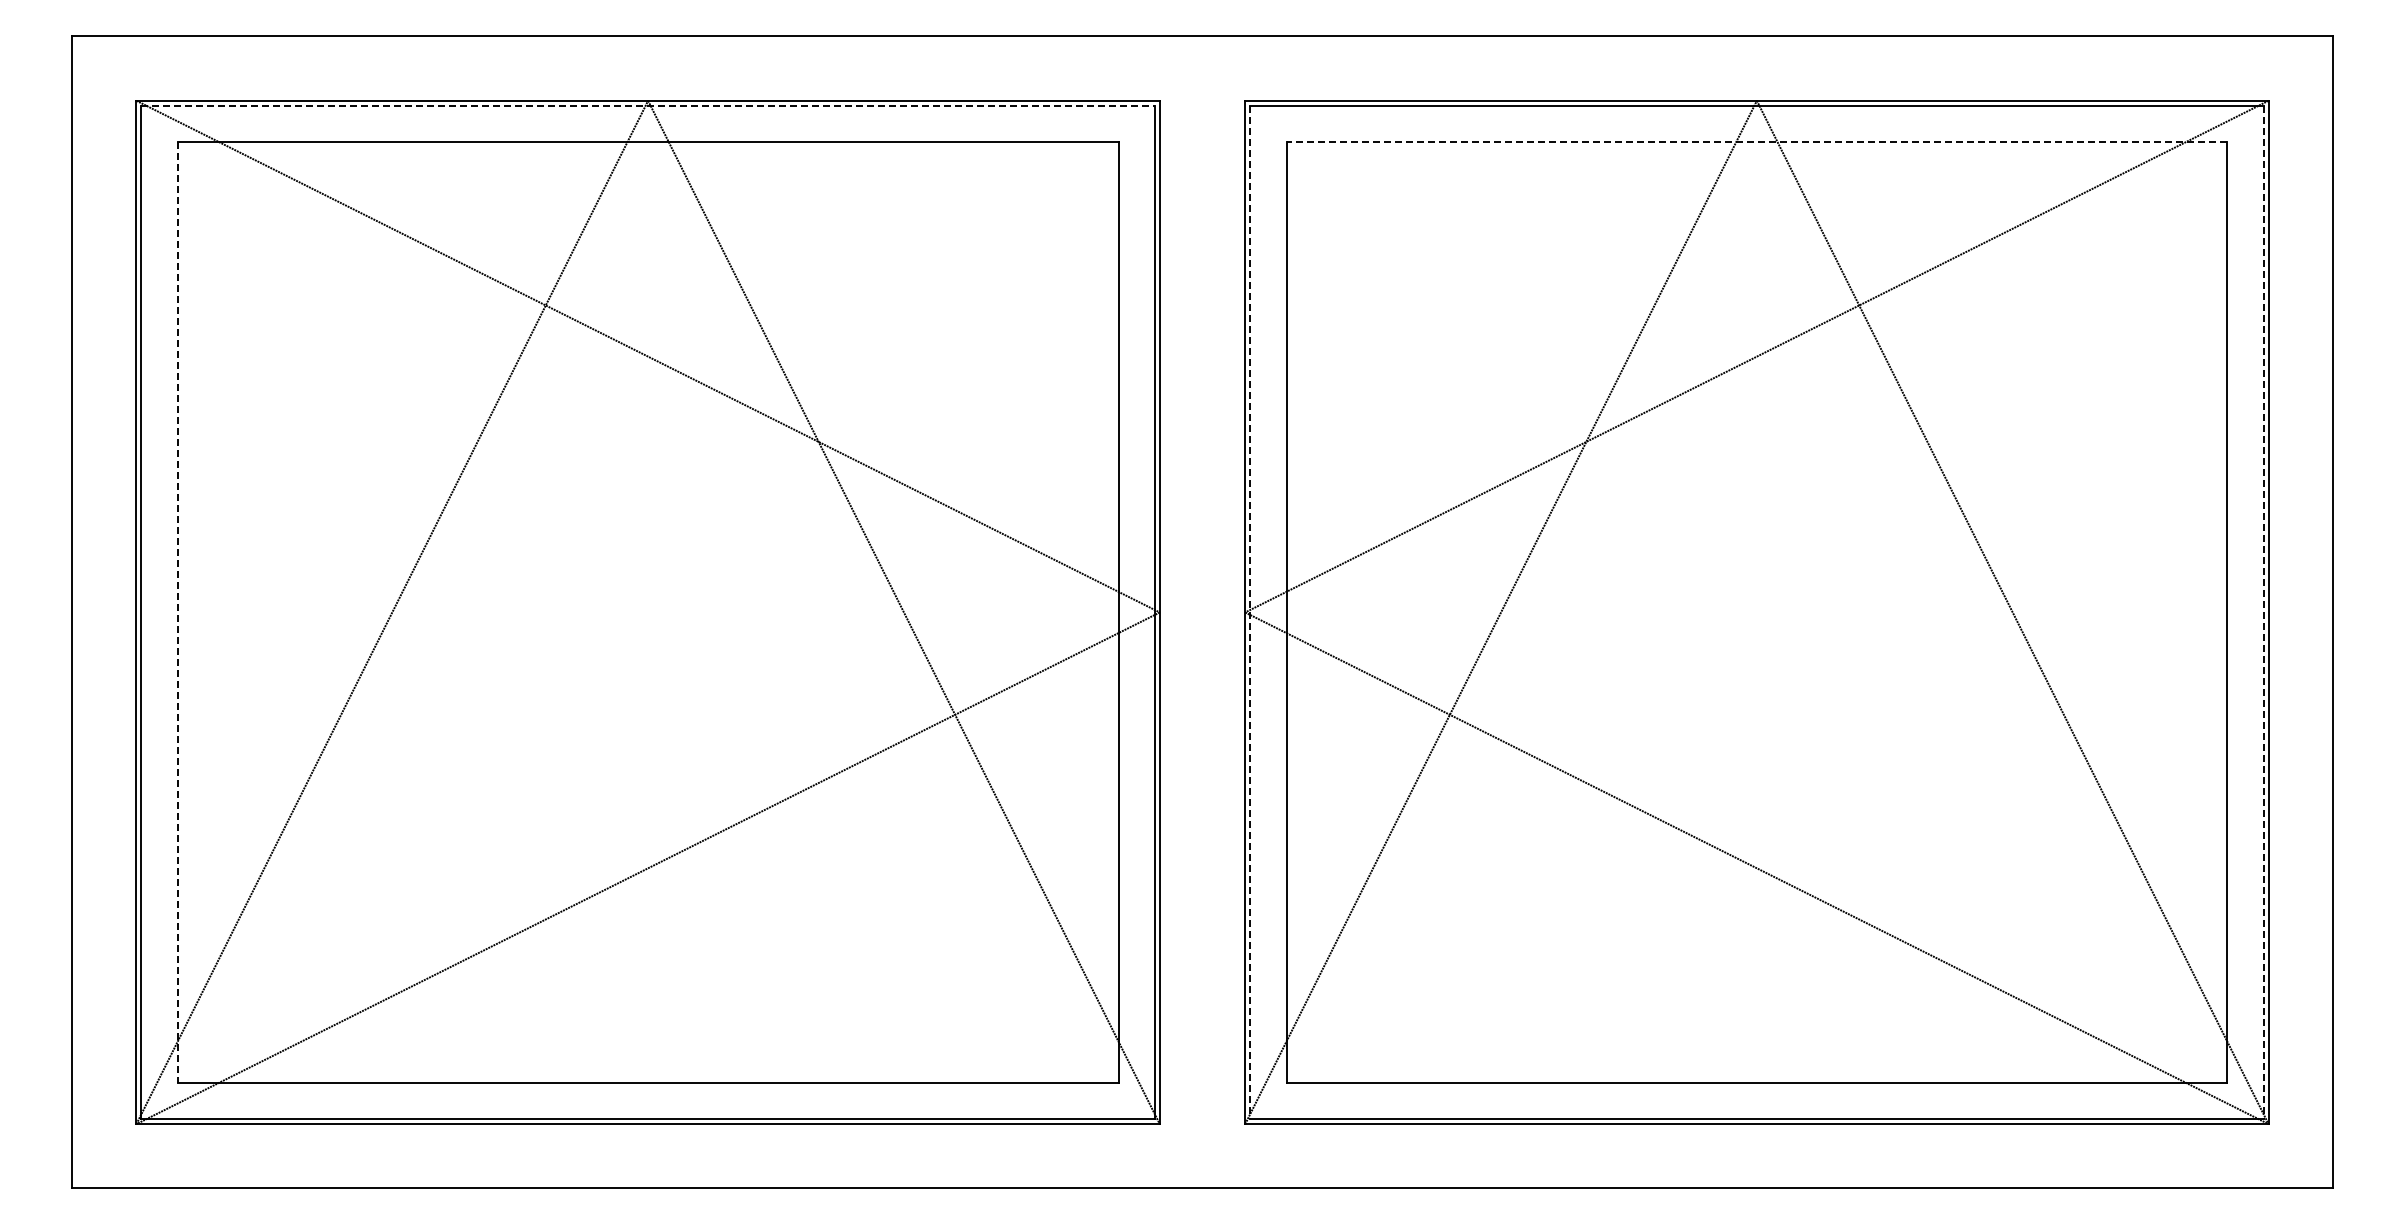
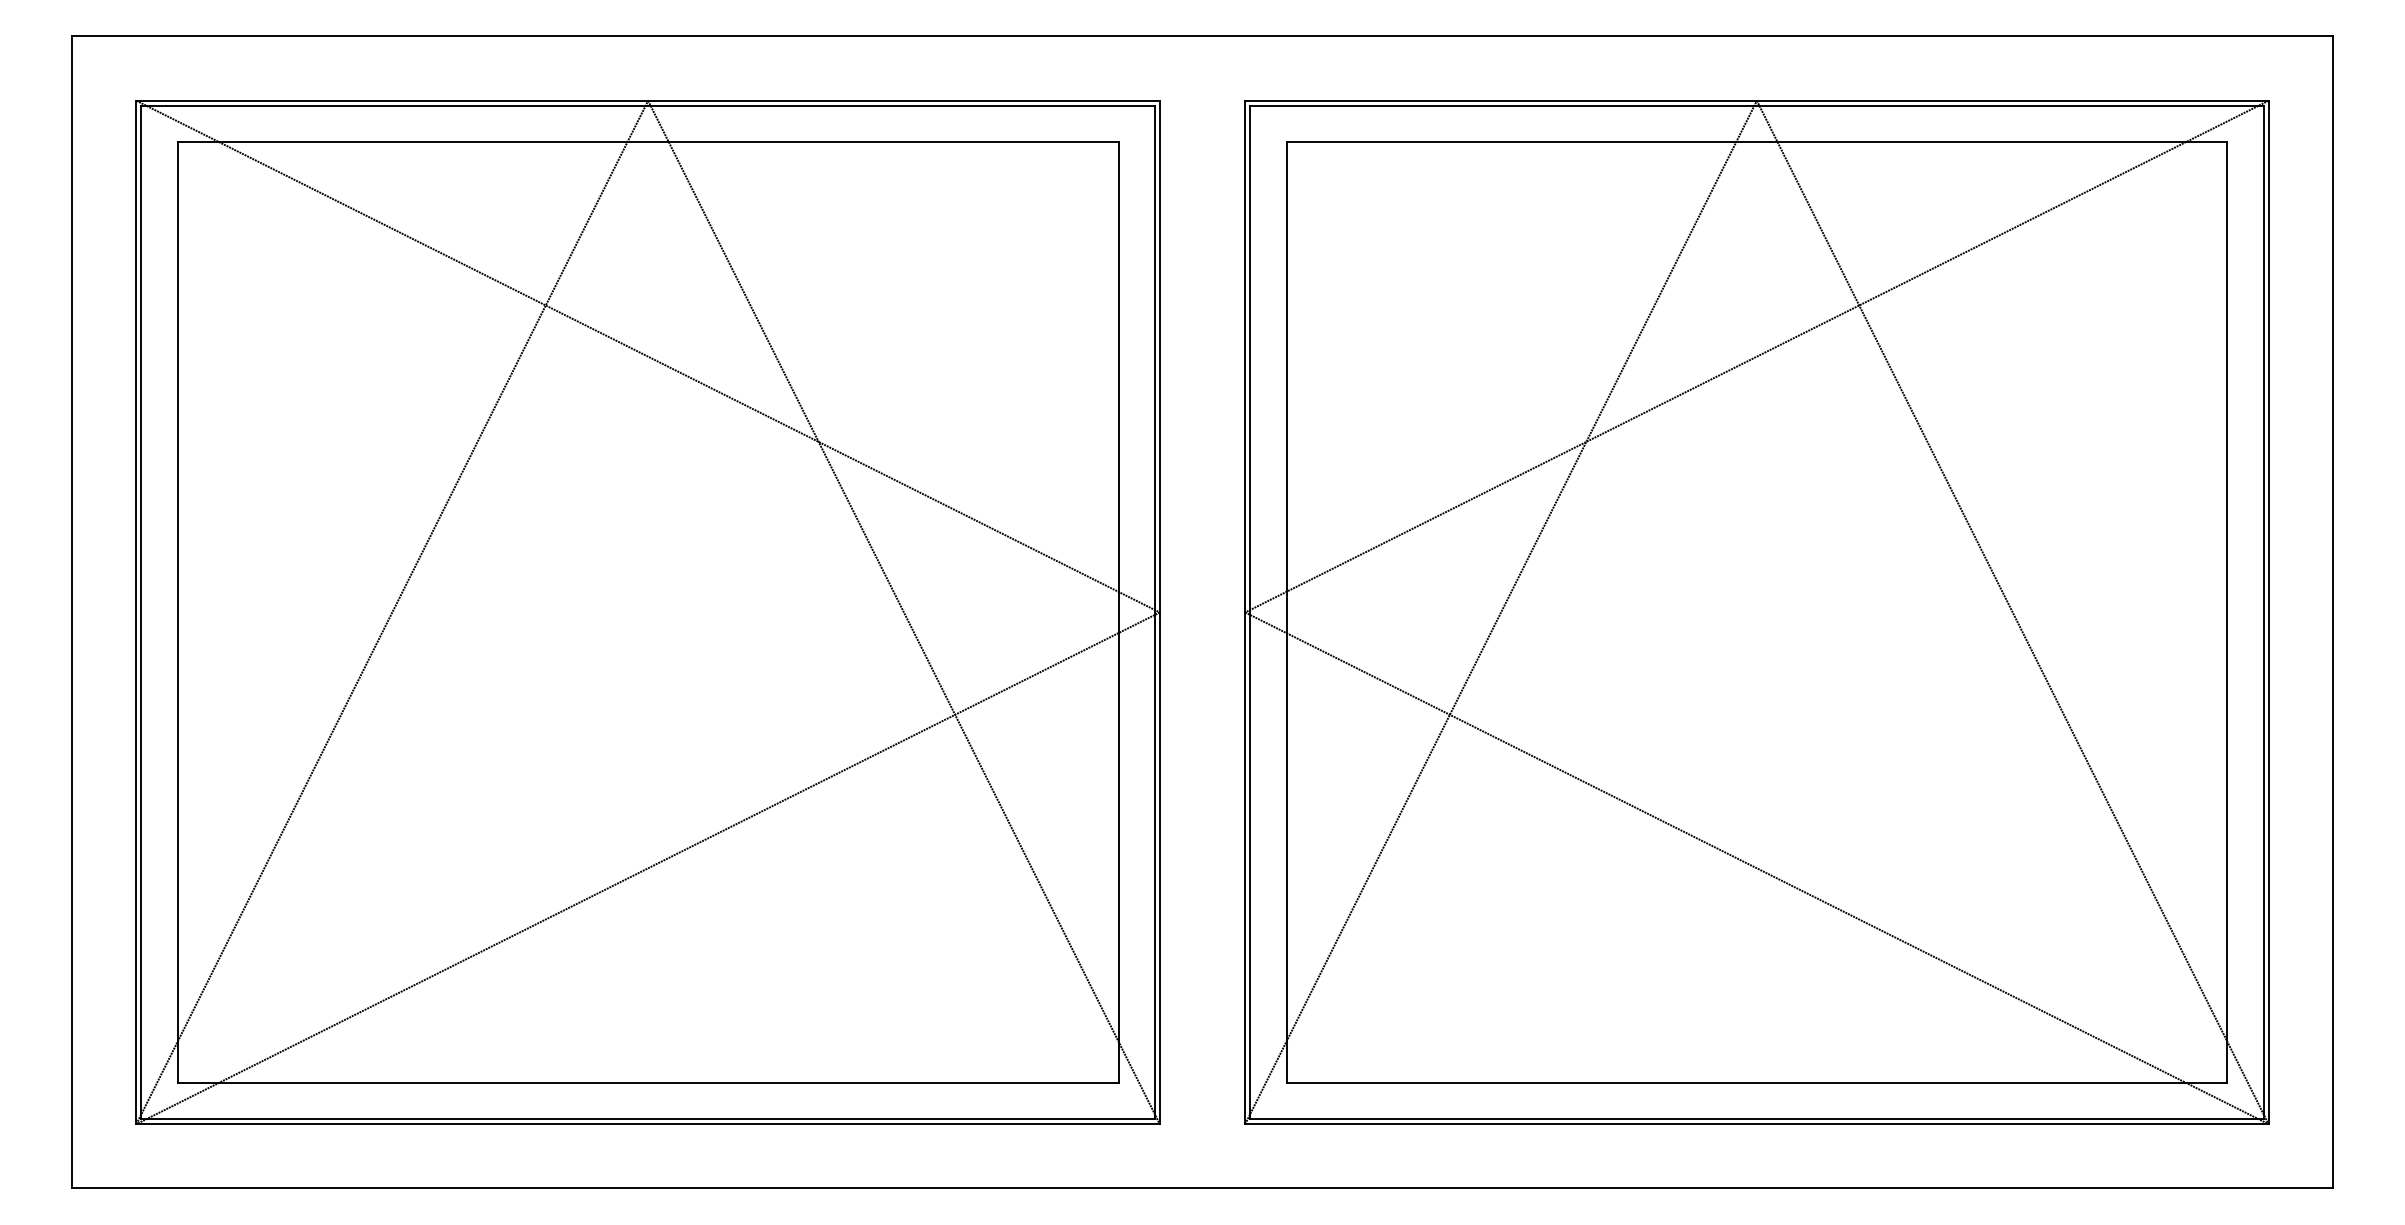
line: dashed -> solid (648, 105)
line: dashed -> solid (1756, 142)
line: dashed -> solid (177, 612)
line: dashed -> solid (1250, 612)
line: dashed -> solid (2263, 612)
